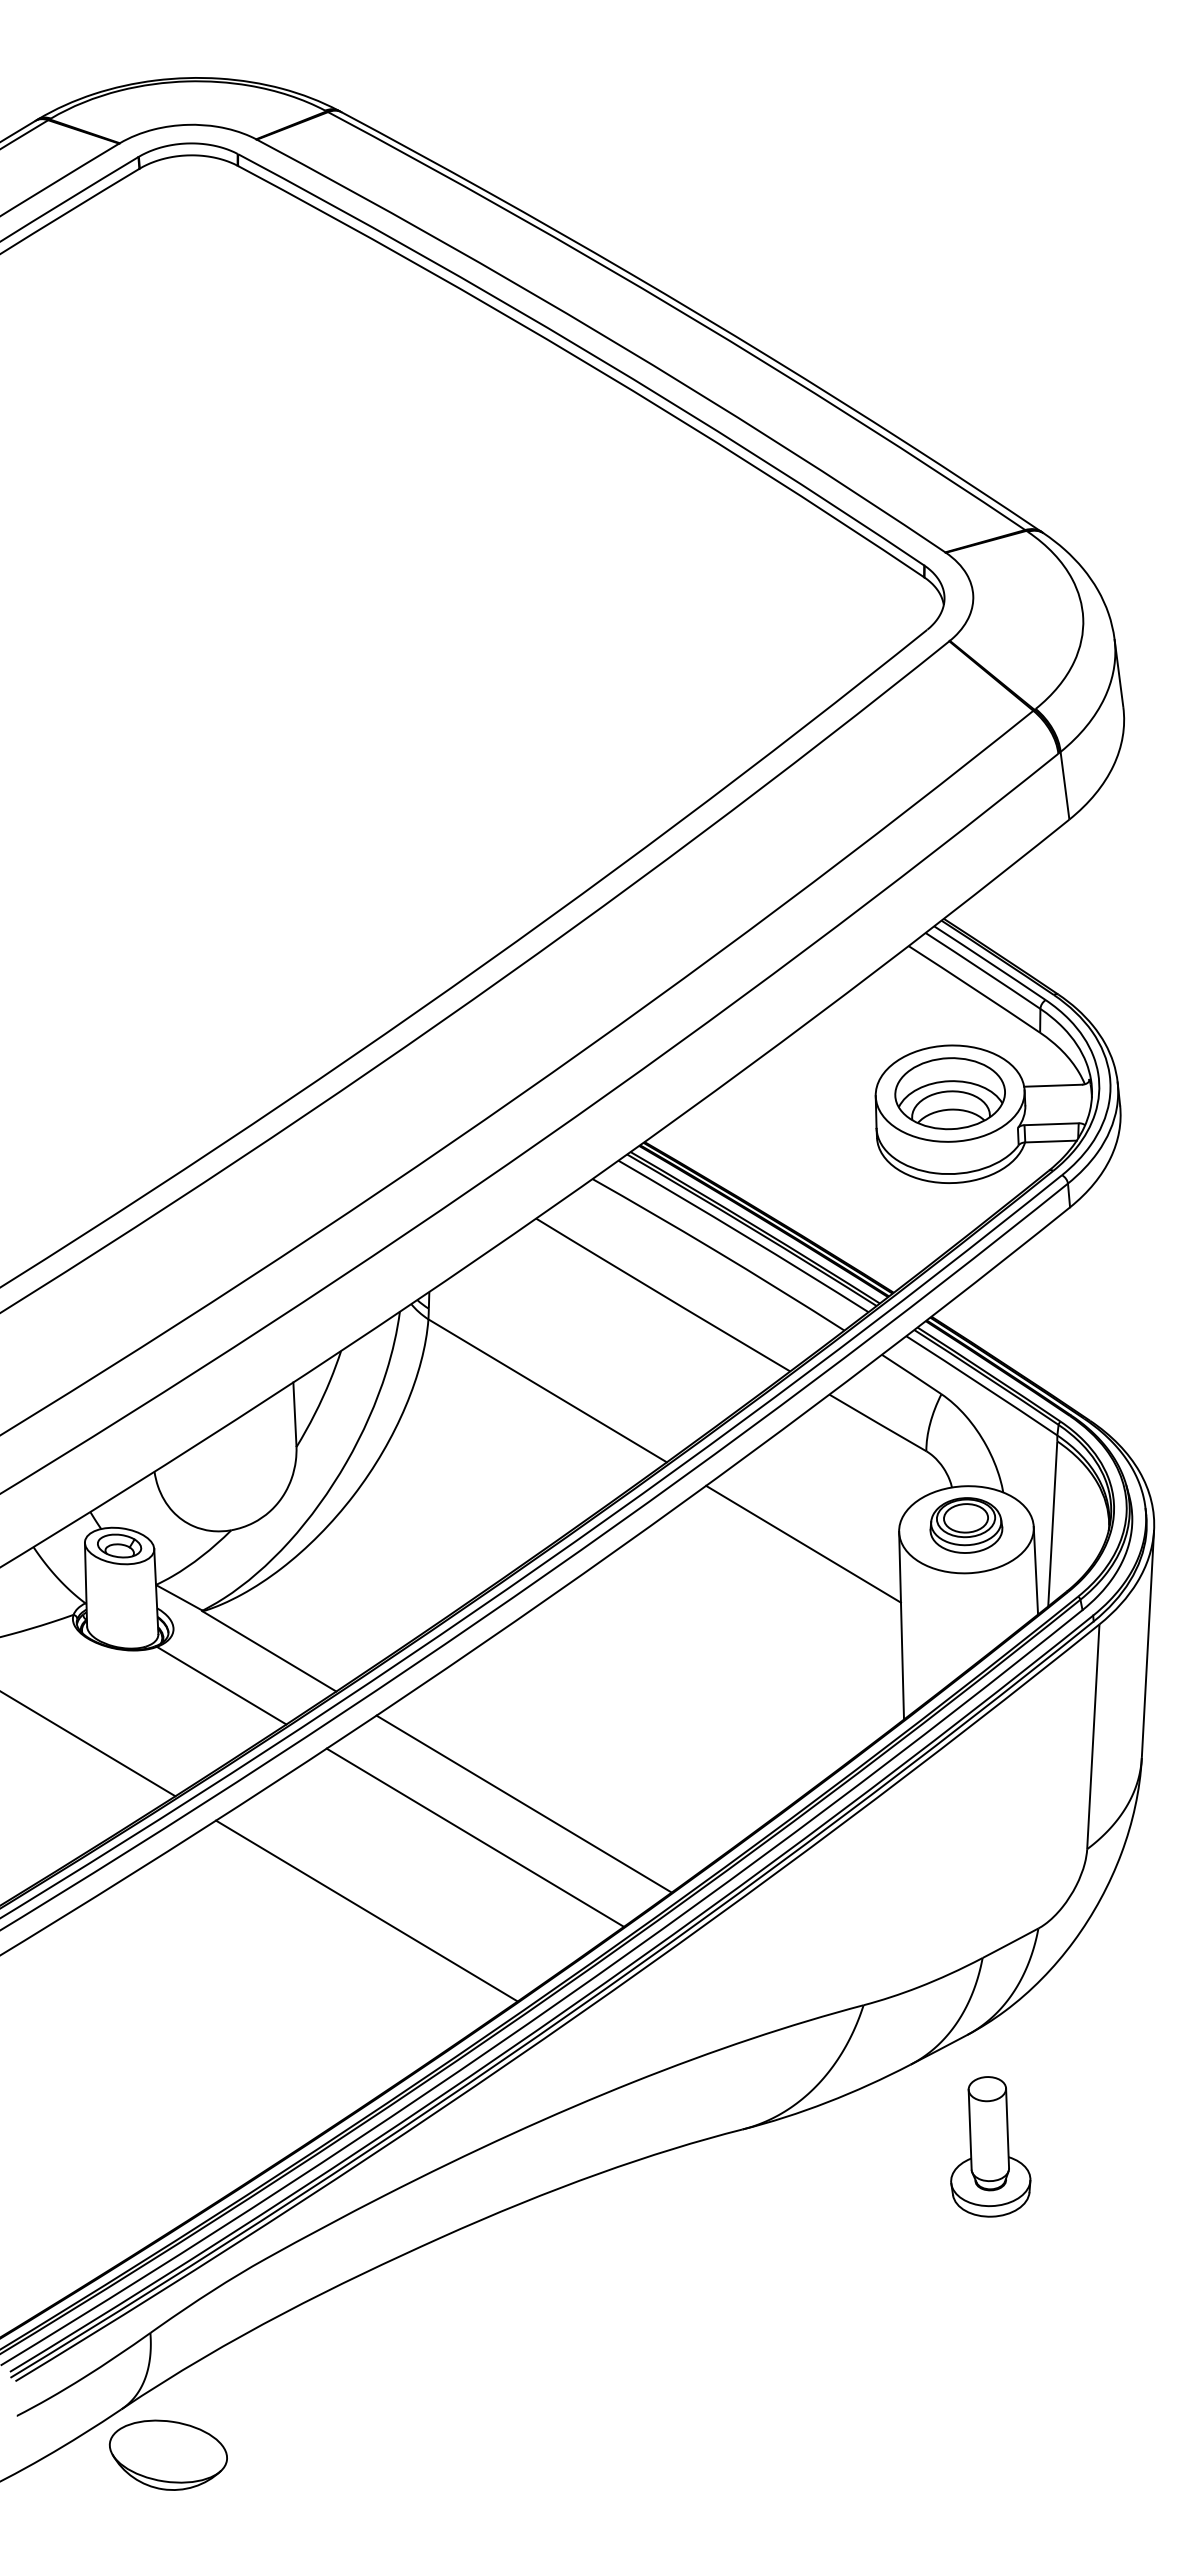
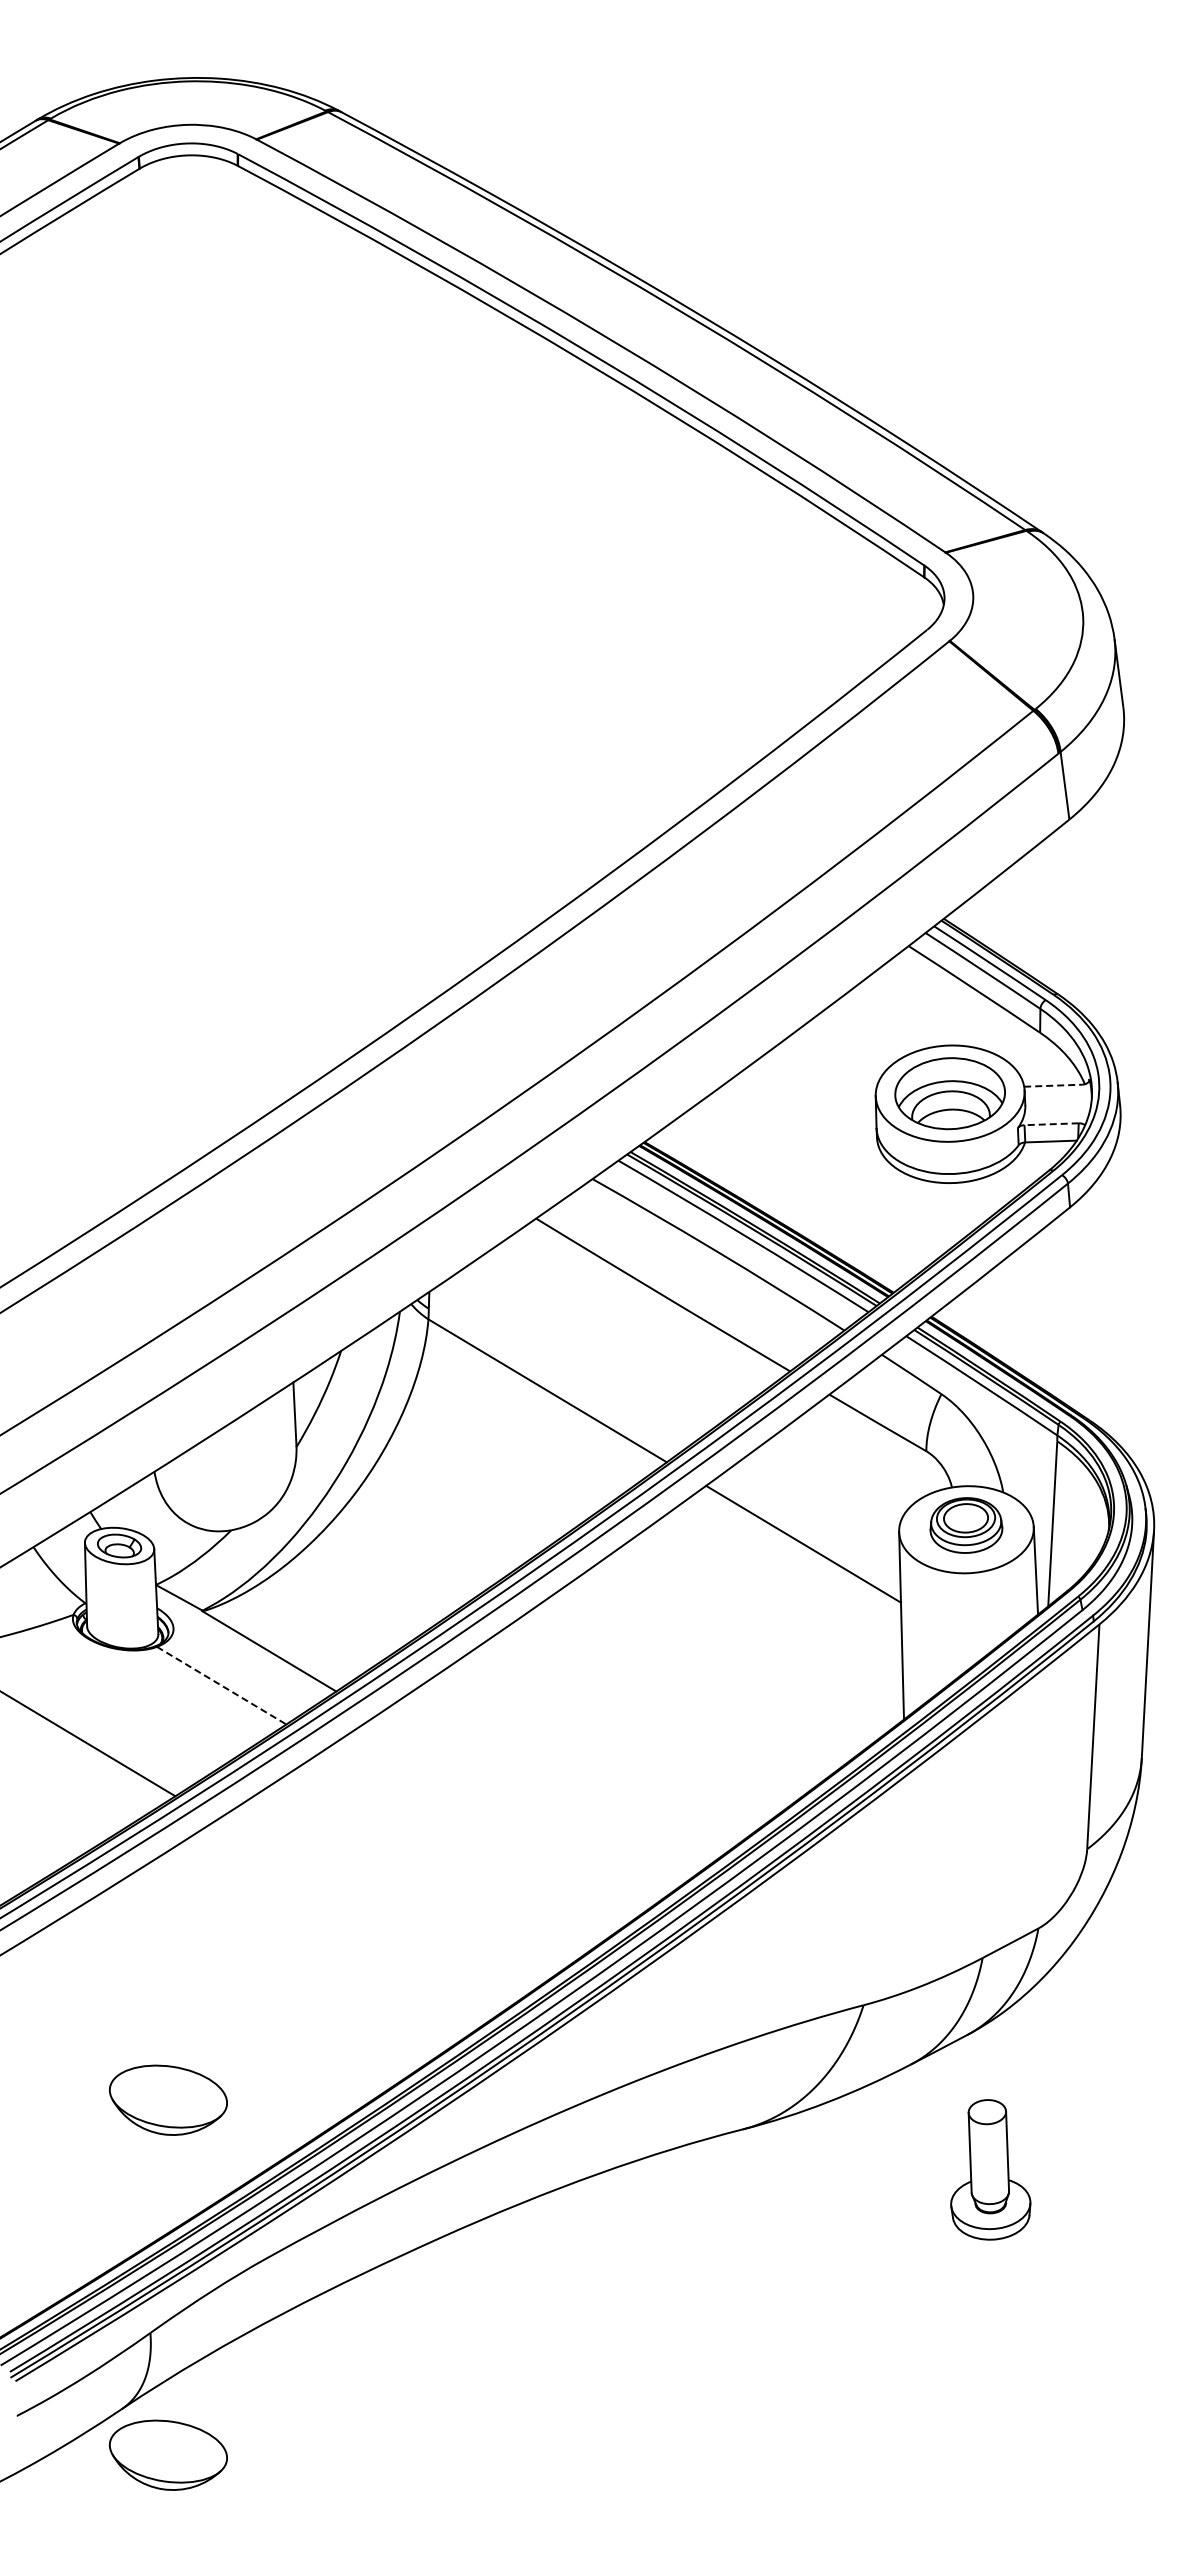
line: solid -> dashed (1053, 1085)
line: solid -> dashed (1051, 1124)
line: solid -> dashed (222, 1685)
line: present -> none (523, 1803)
line: present -> none (474, 1837)
line: present -> none (366, 1910)
part: none -> present (167, 2099)
part position: (990, 2146) -> (990, 2169) (990, 2169)
